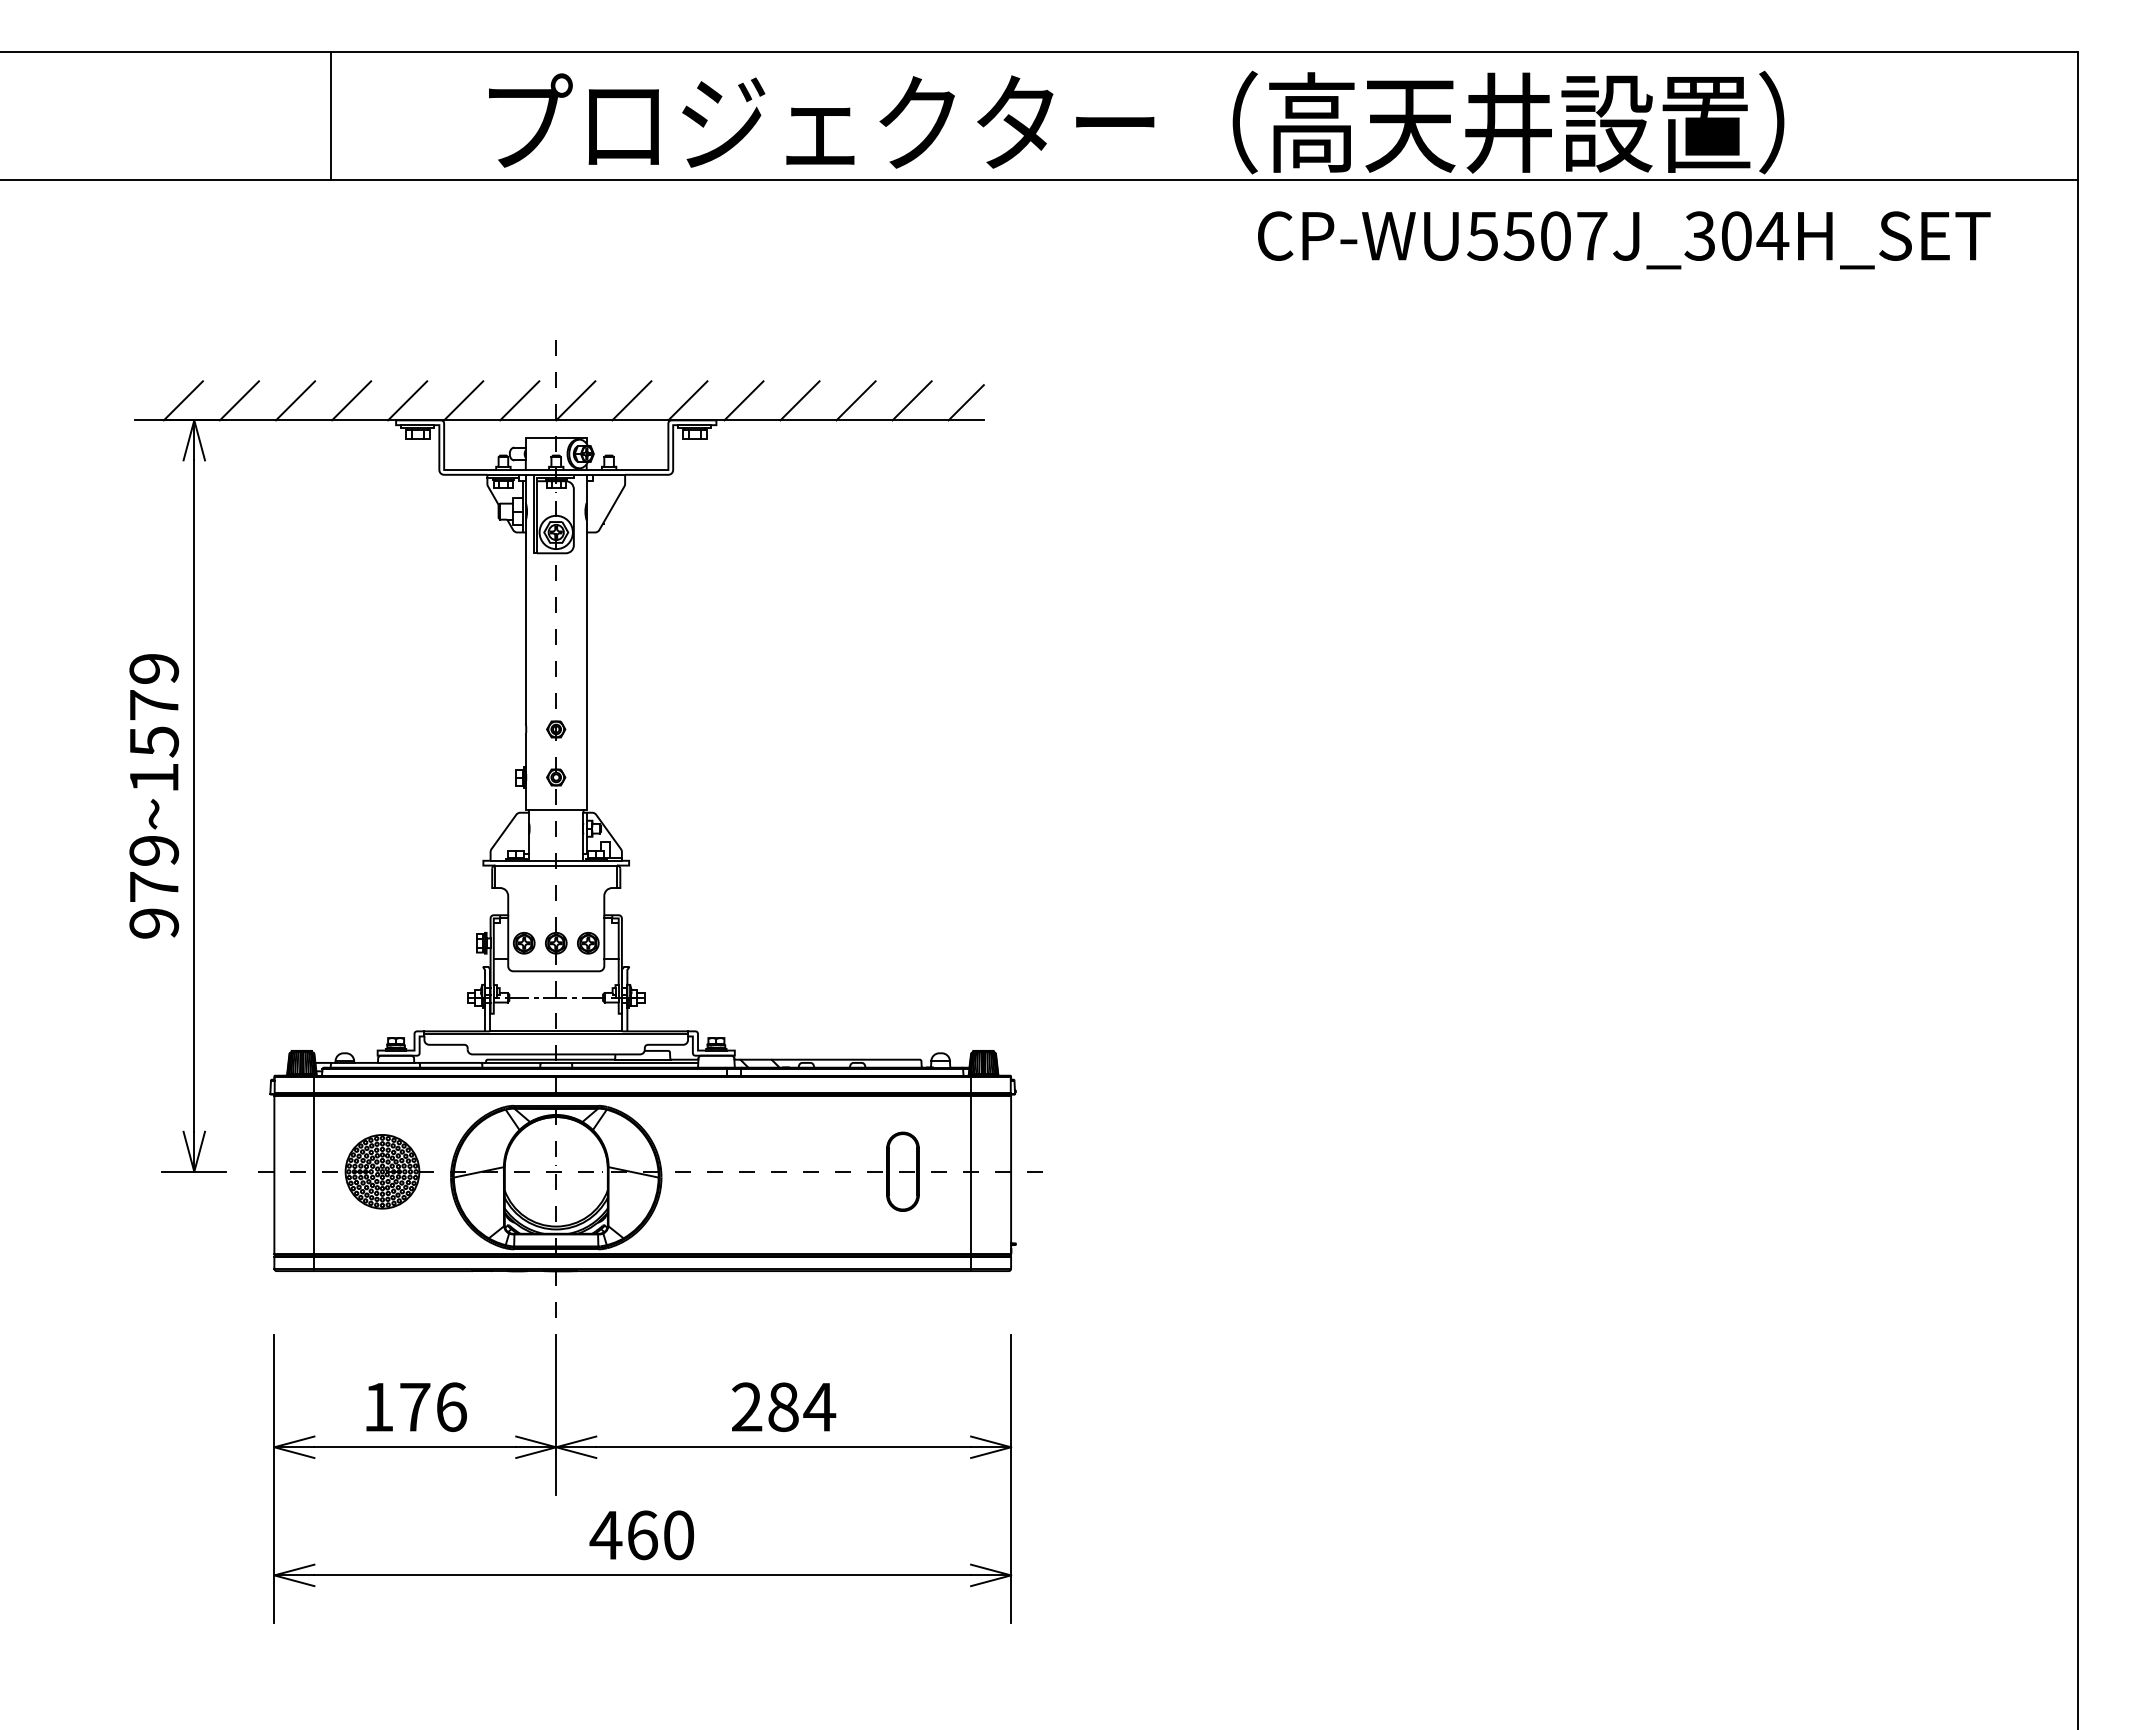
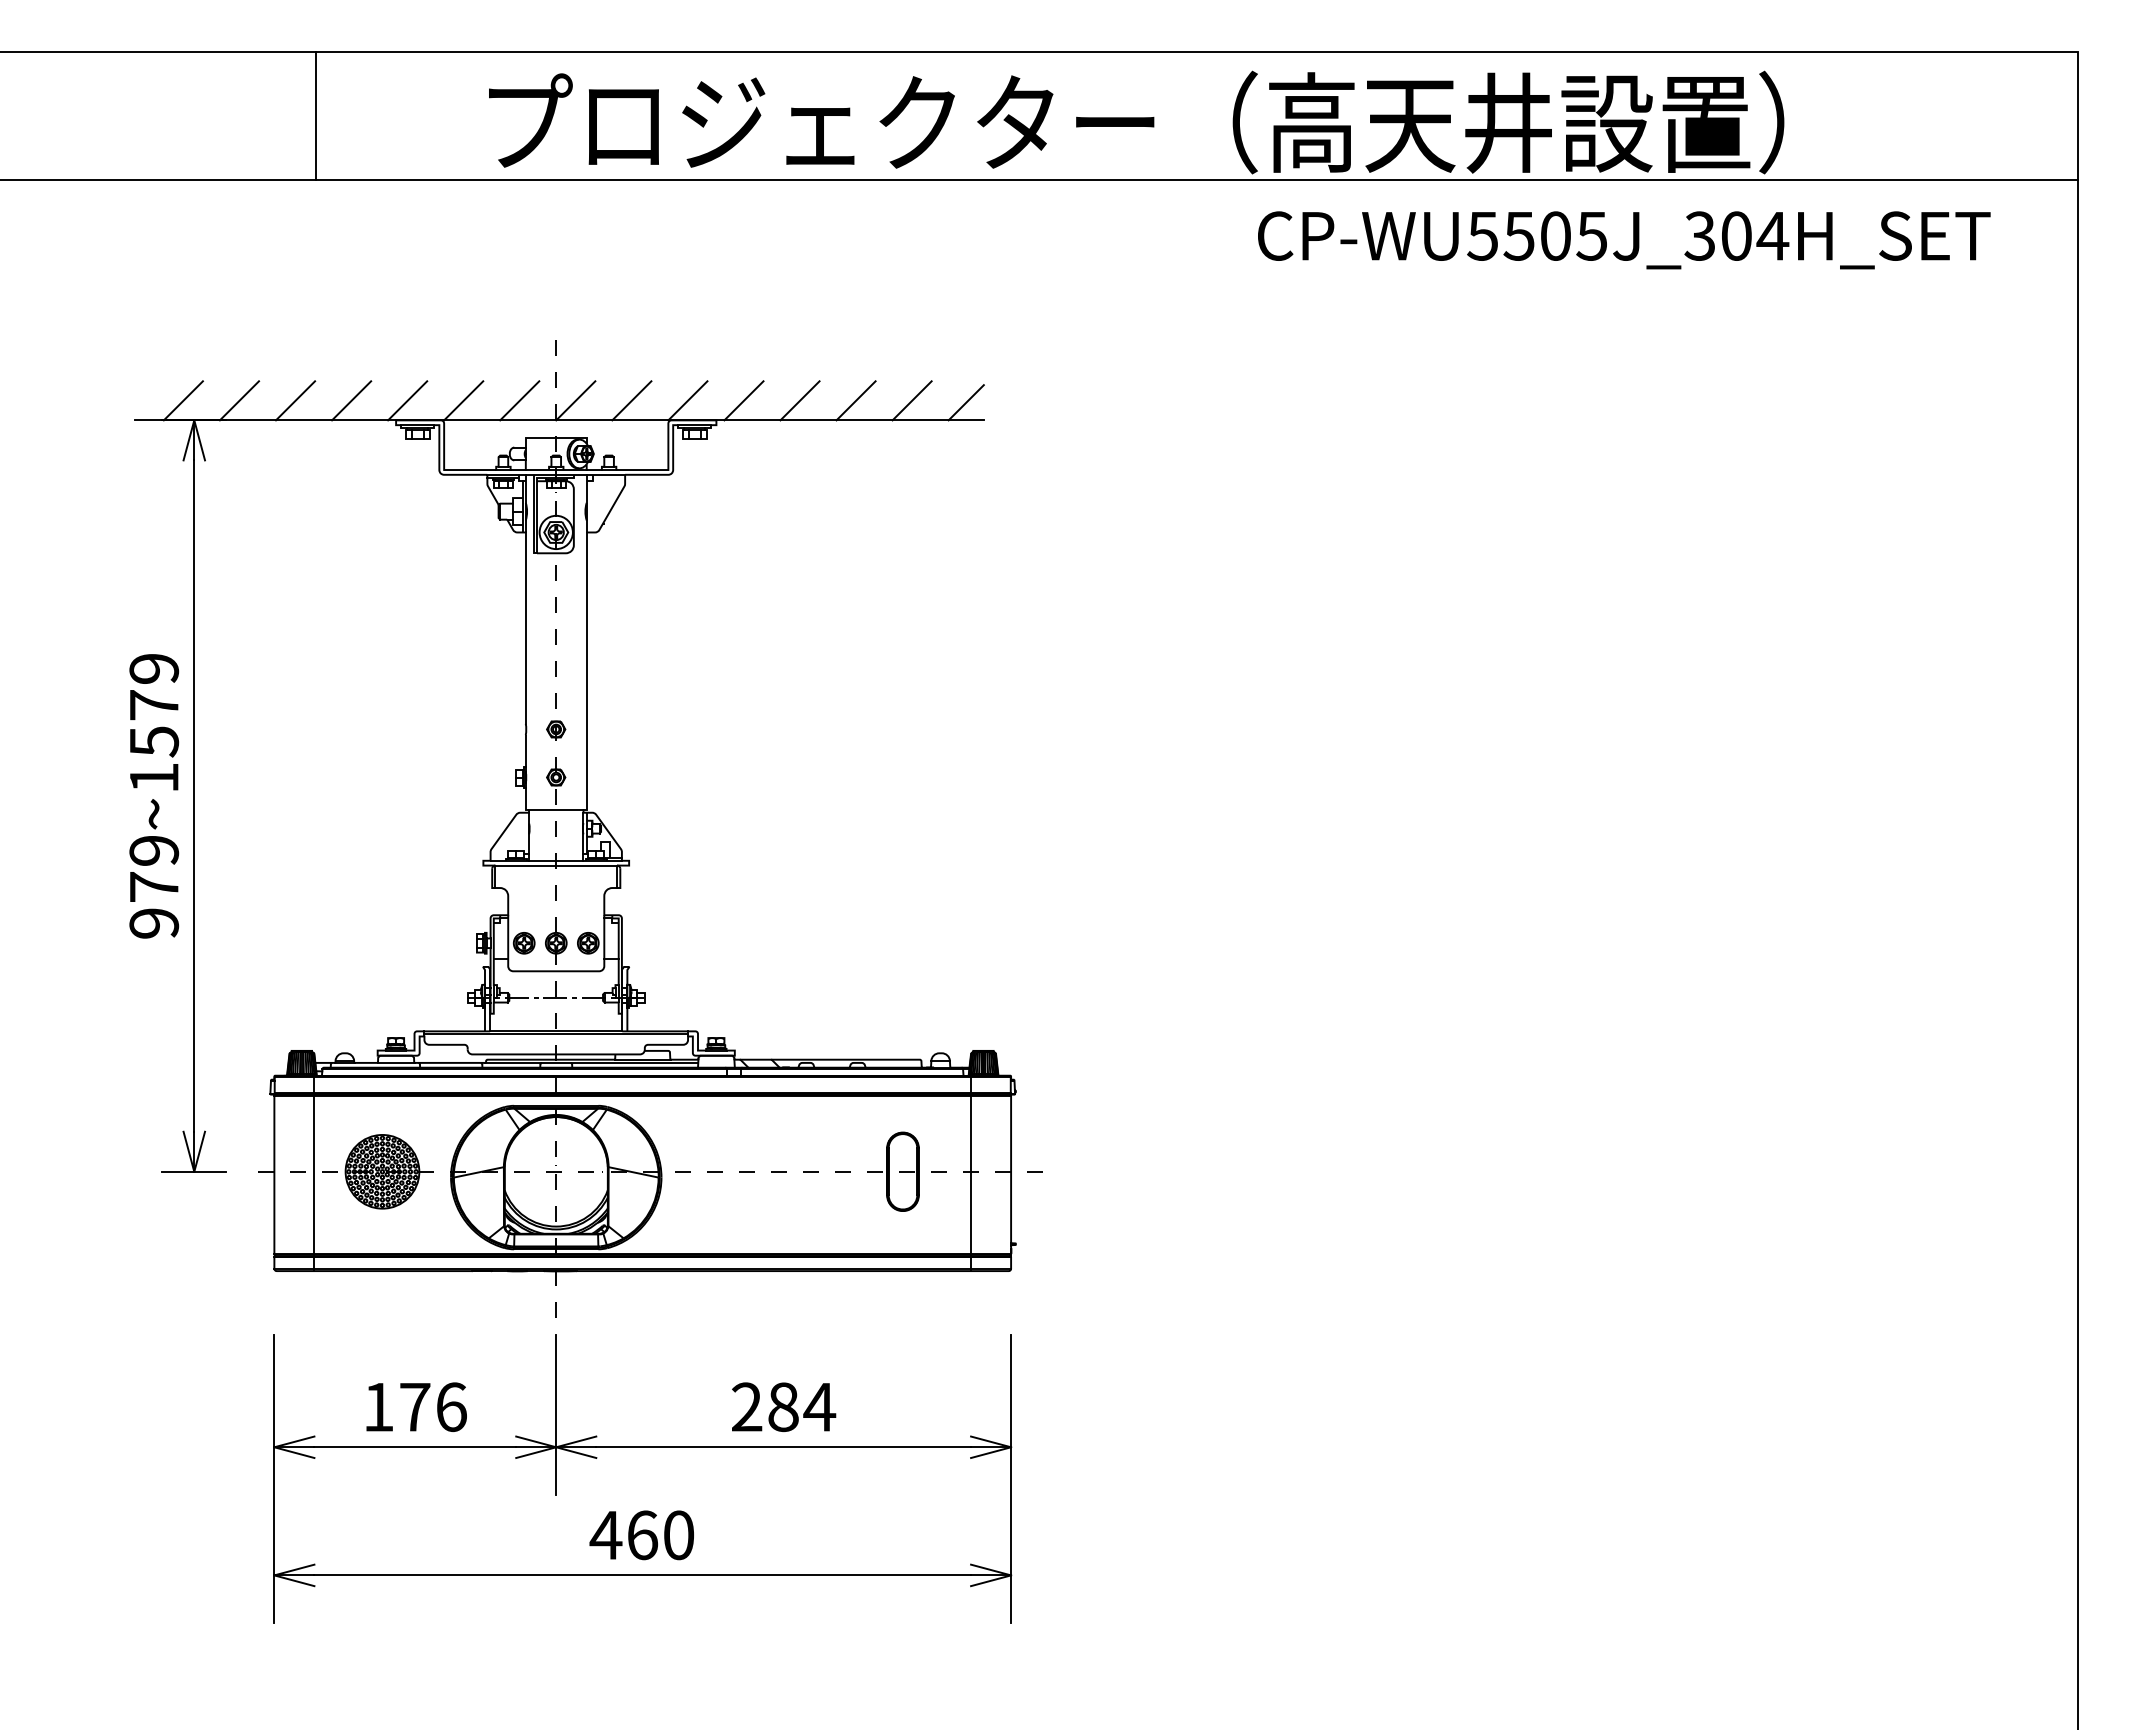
line position: (331, 116) -> (316, 116) (316, 116)
text: CP-WU5507J_304H_SET -> CP-WU5505J_304H_SET (1591, 236)
